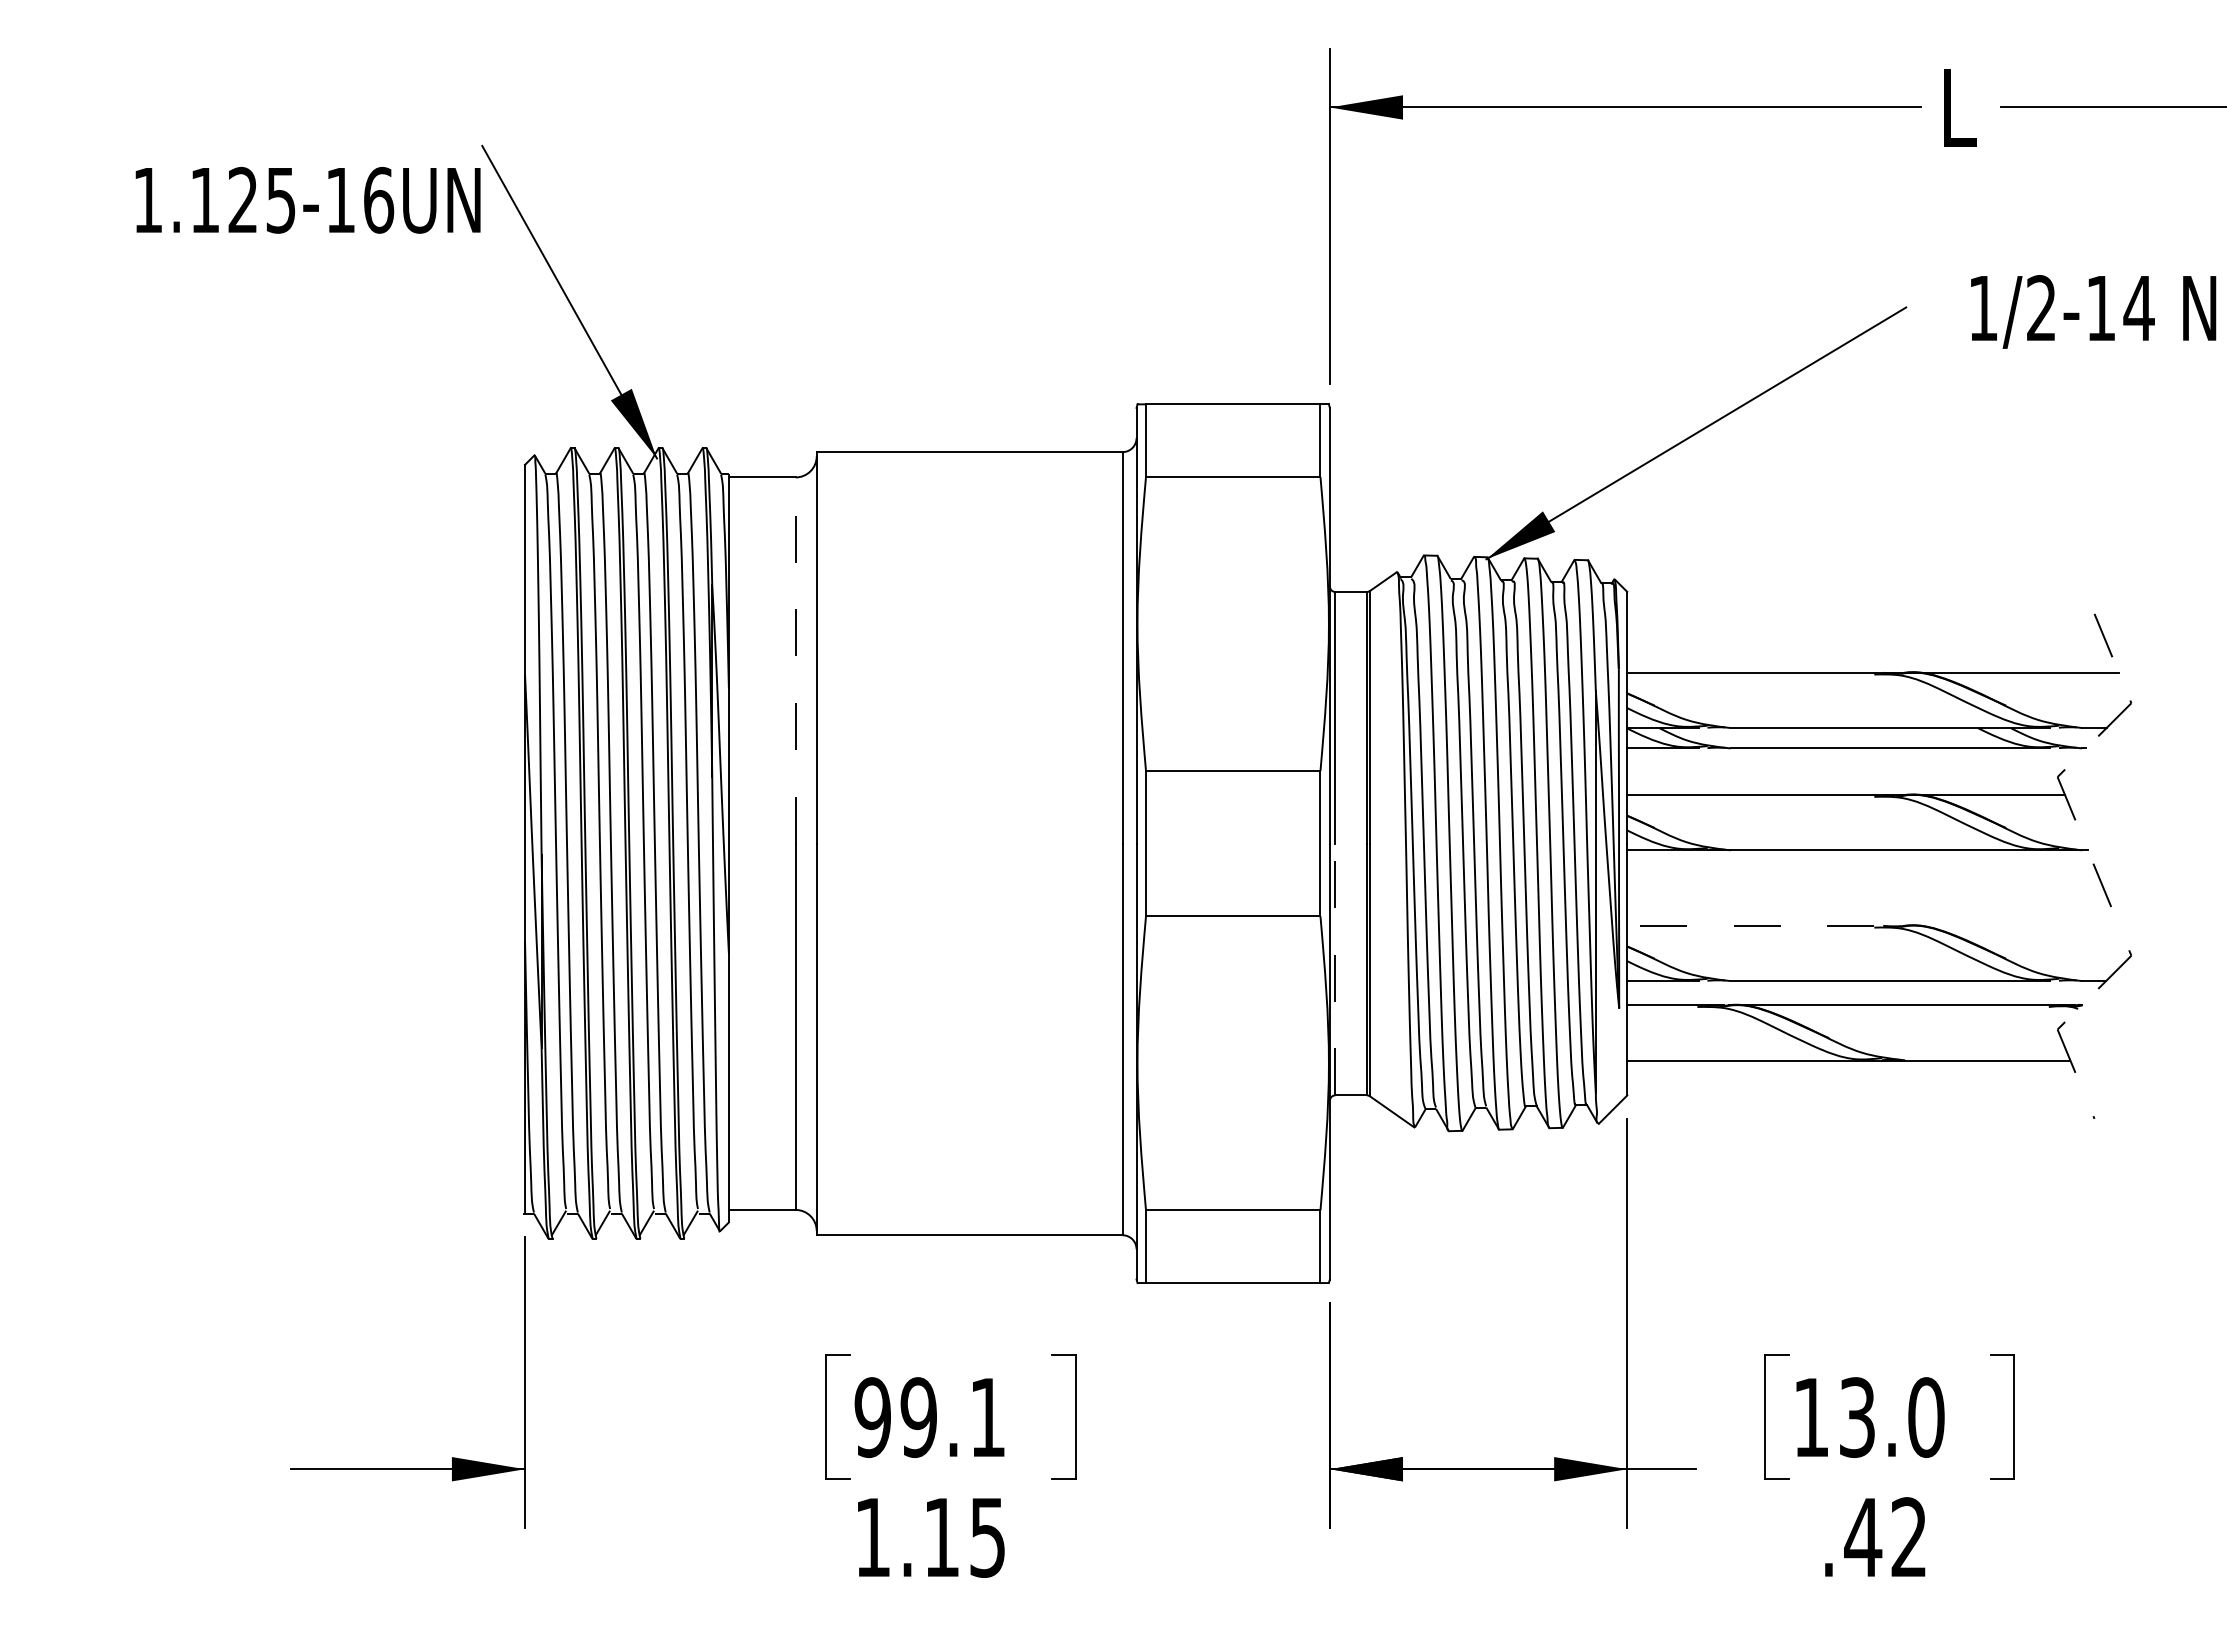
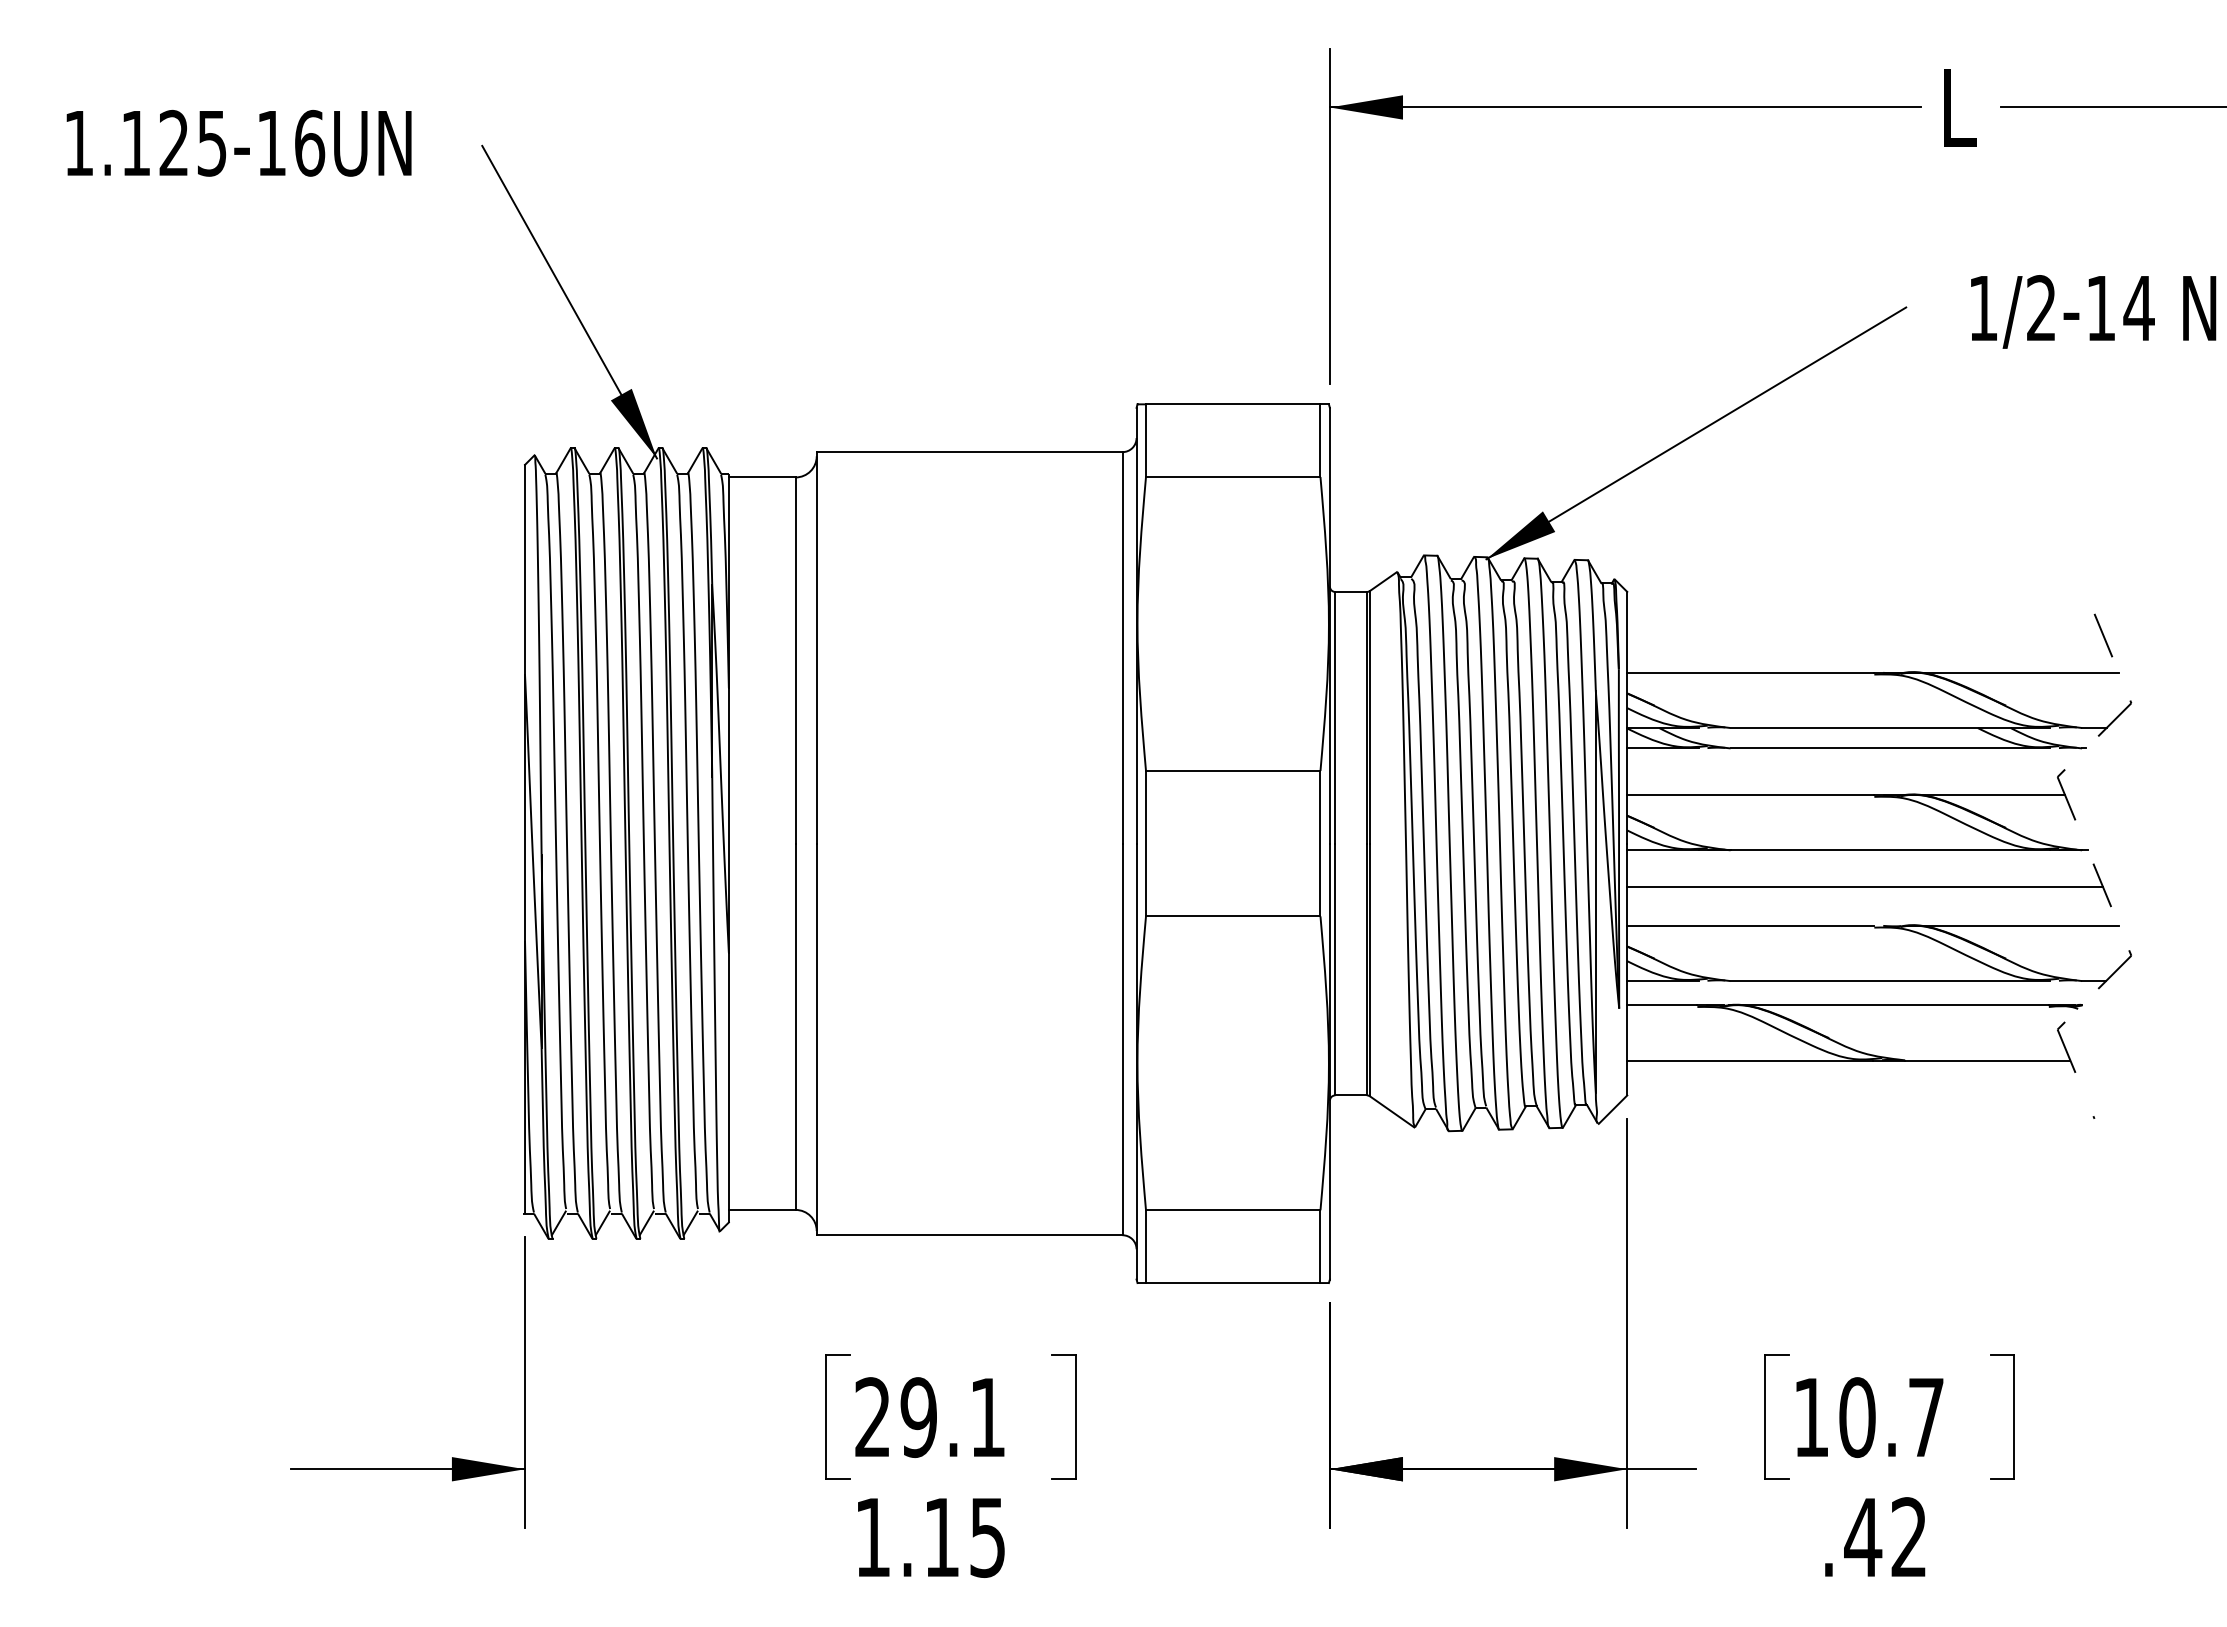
text position: (307, 199) -> (238, 142) (238, 142)
line: dashed -> solid (795, 660)
line: none -> present (1864, 886)
line: dashed -> solid (1750, 925)
line: none -> present (2012, 925)
line: dashed -> solid (1335, 969)
text: 99.1 -> 29.1 (872, 1417)
text: 13.0 -> 10.7 (1891, 1417)
